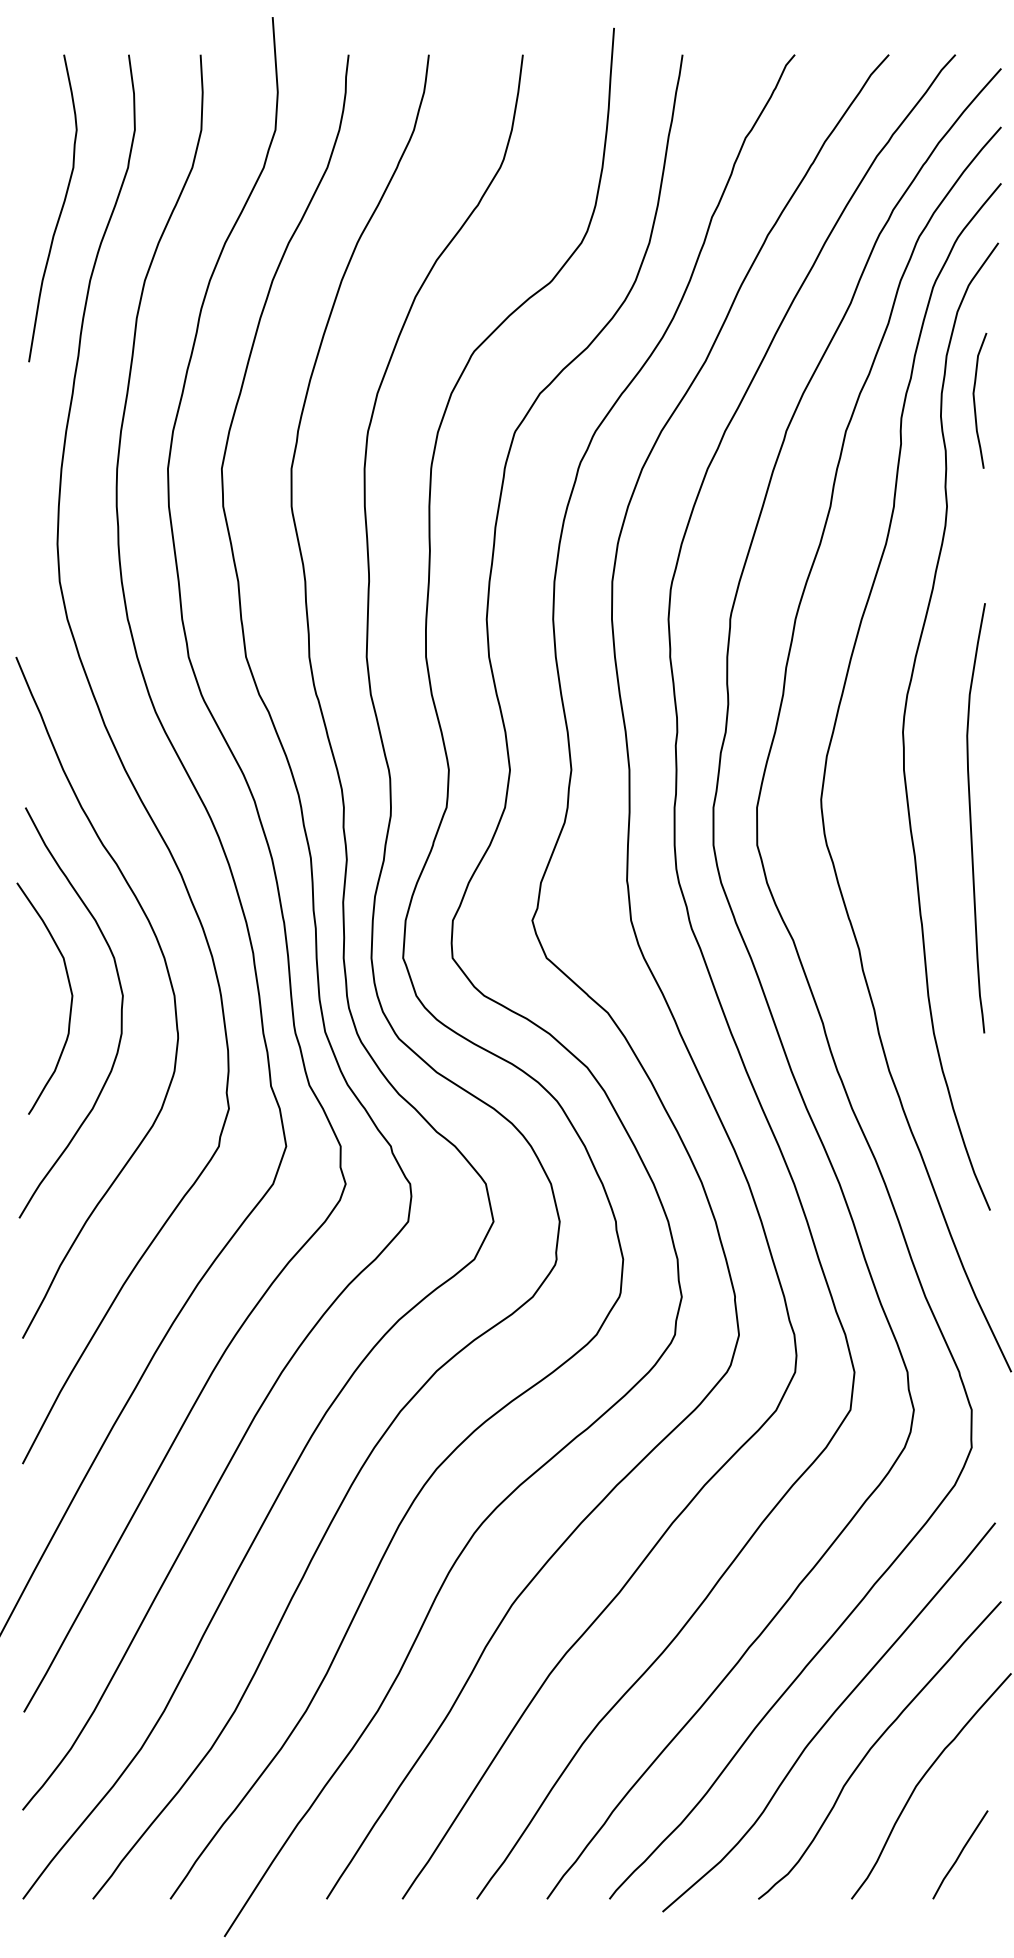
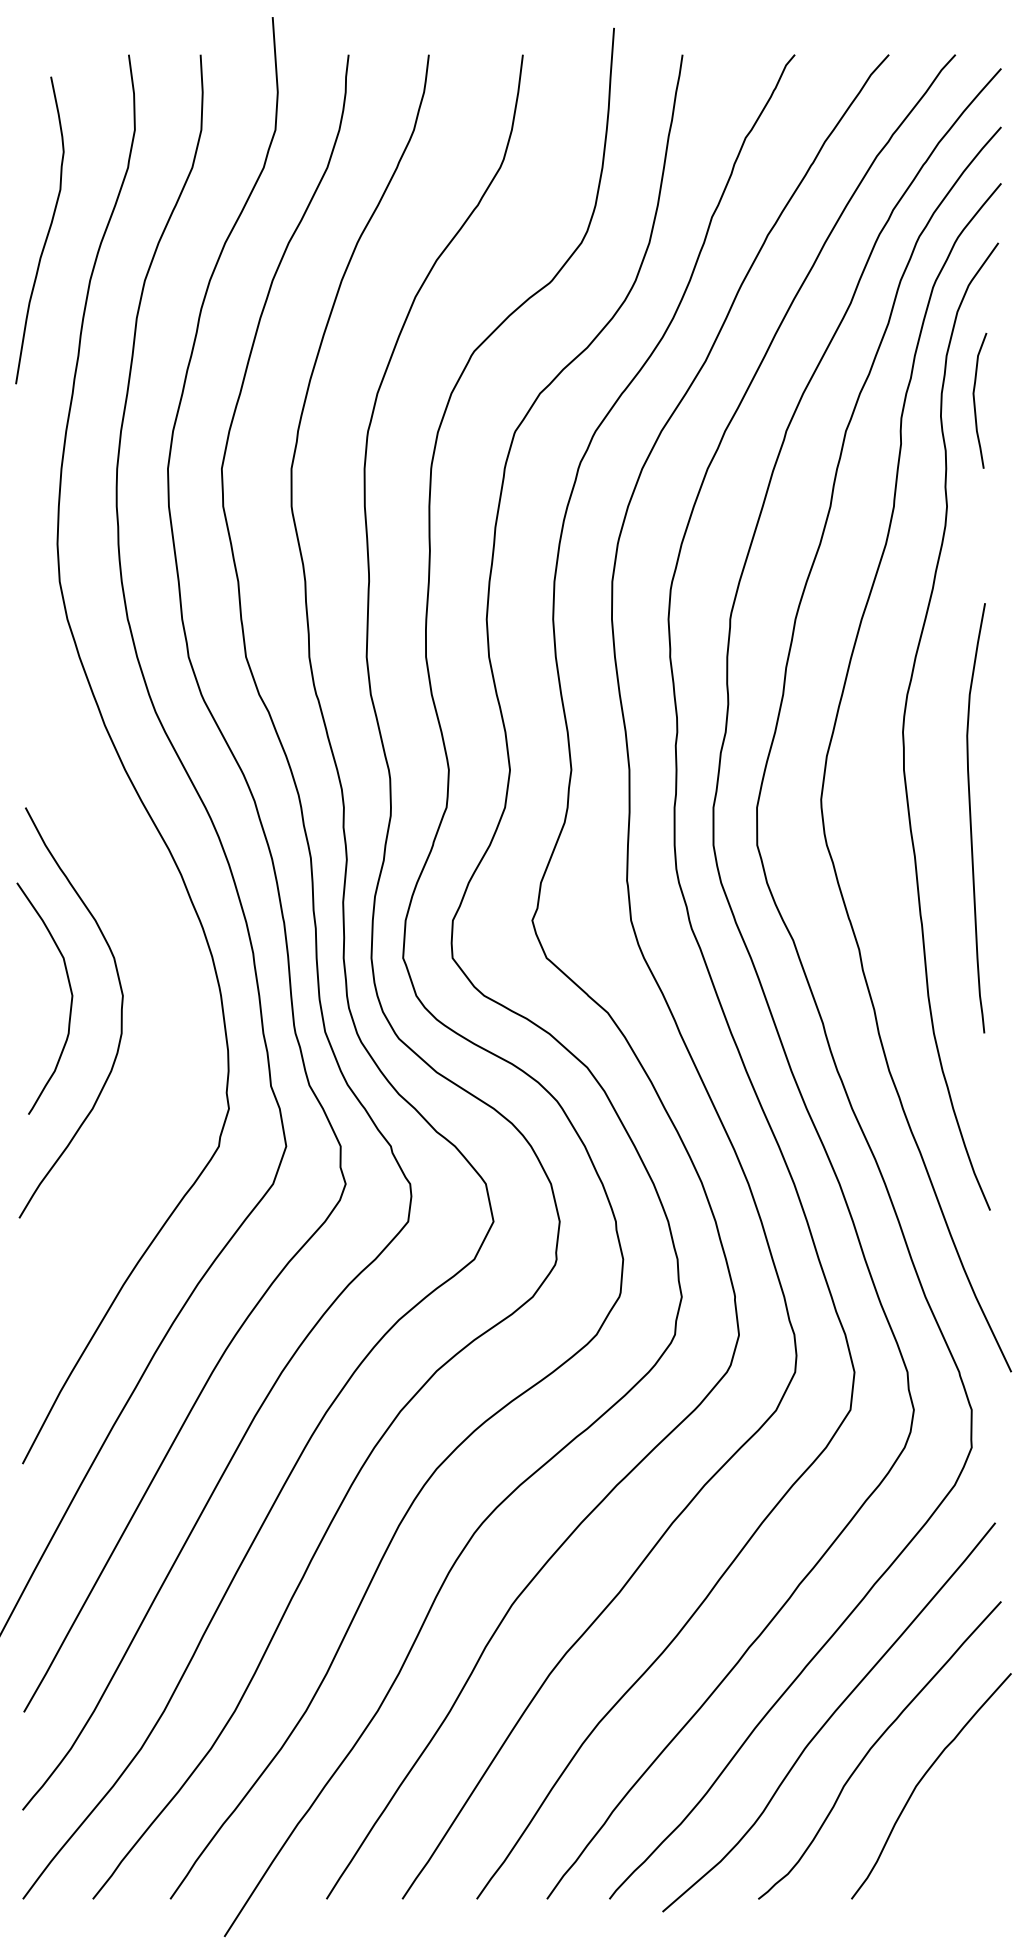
curve position: (60, 210) -> (47, 232) (47, 232)
curve: present -> none (167, 974)
line: present -> none (960, 1854)
